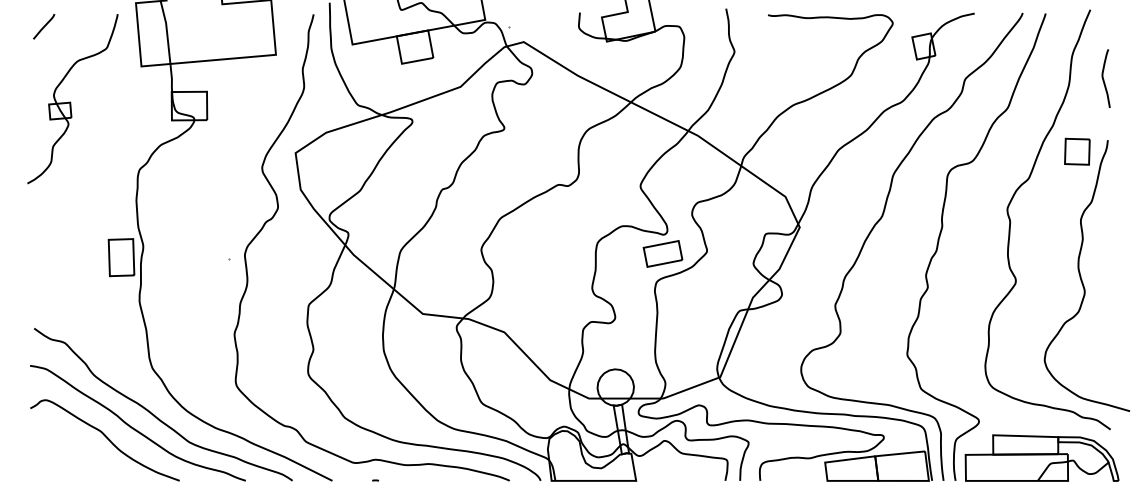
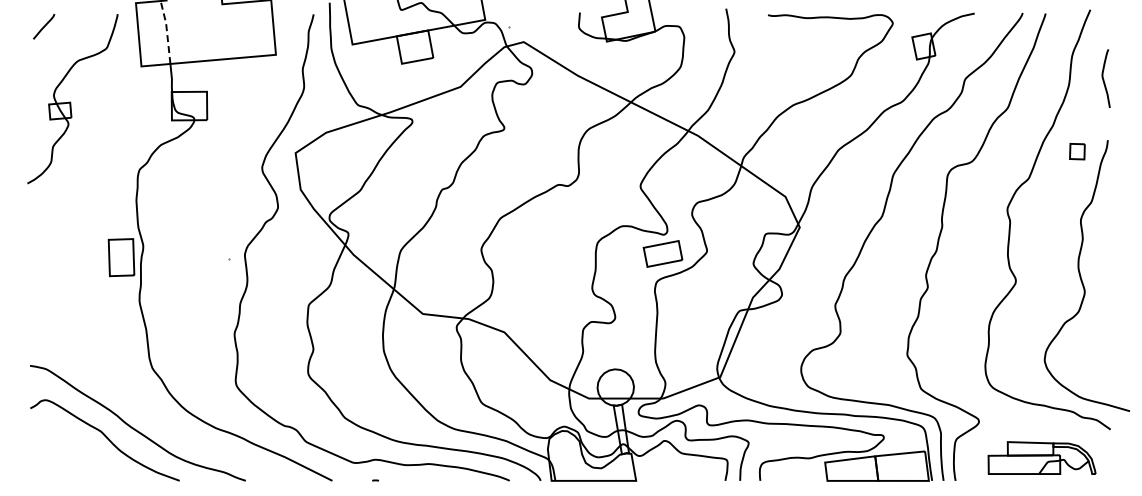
line: solid -> dashed (167, 31)
part size: 27x29 px -> 17x18 px (1077, 151)
curve: present -> none (153, 413)
part size: 156x48 px -> 110x34 px (1041, 457)
